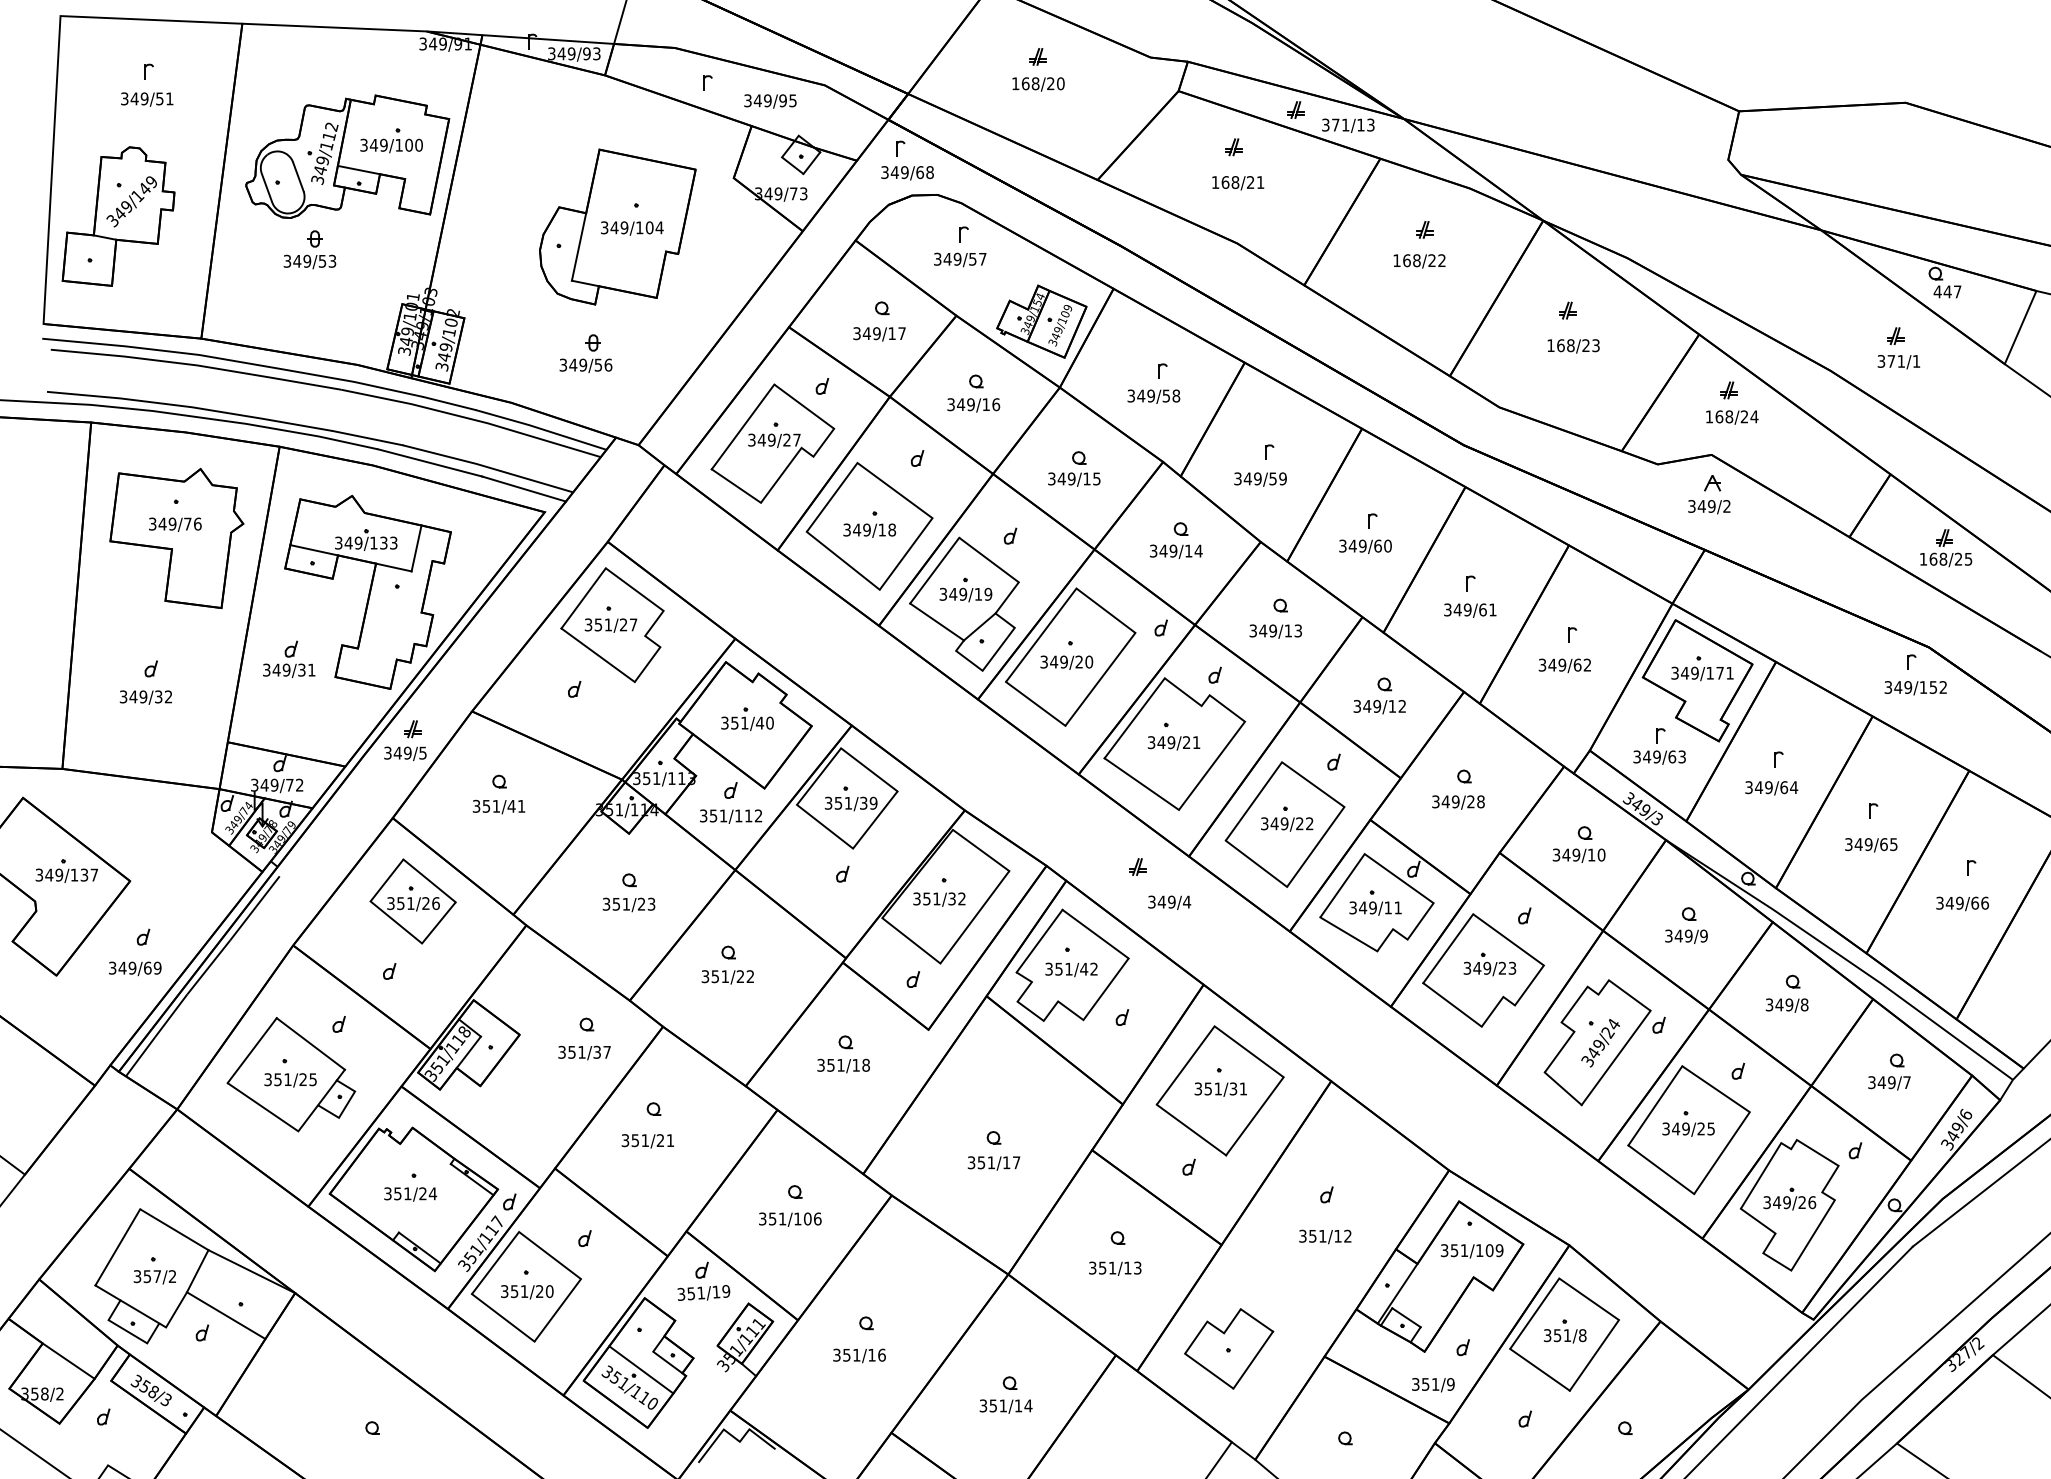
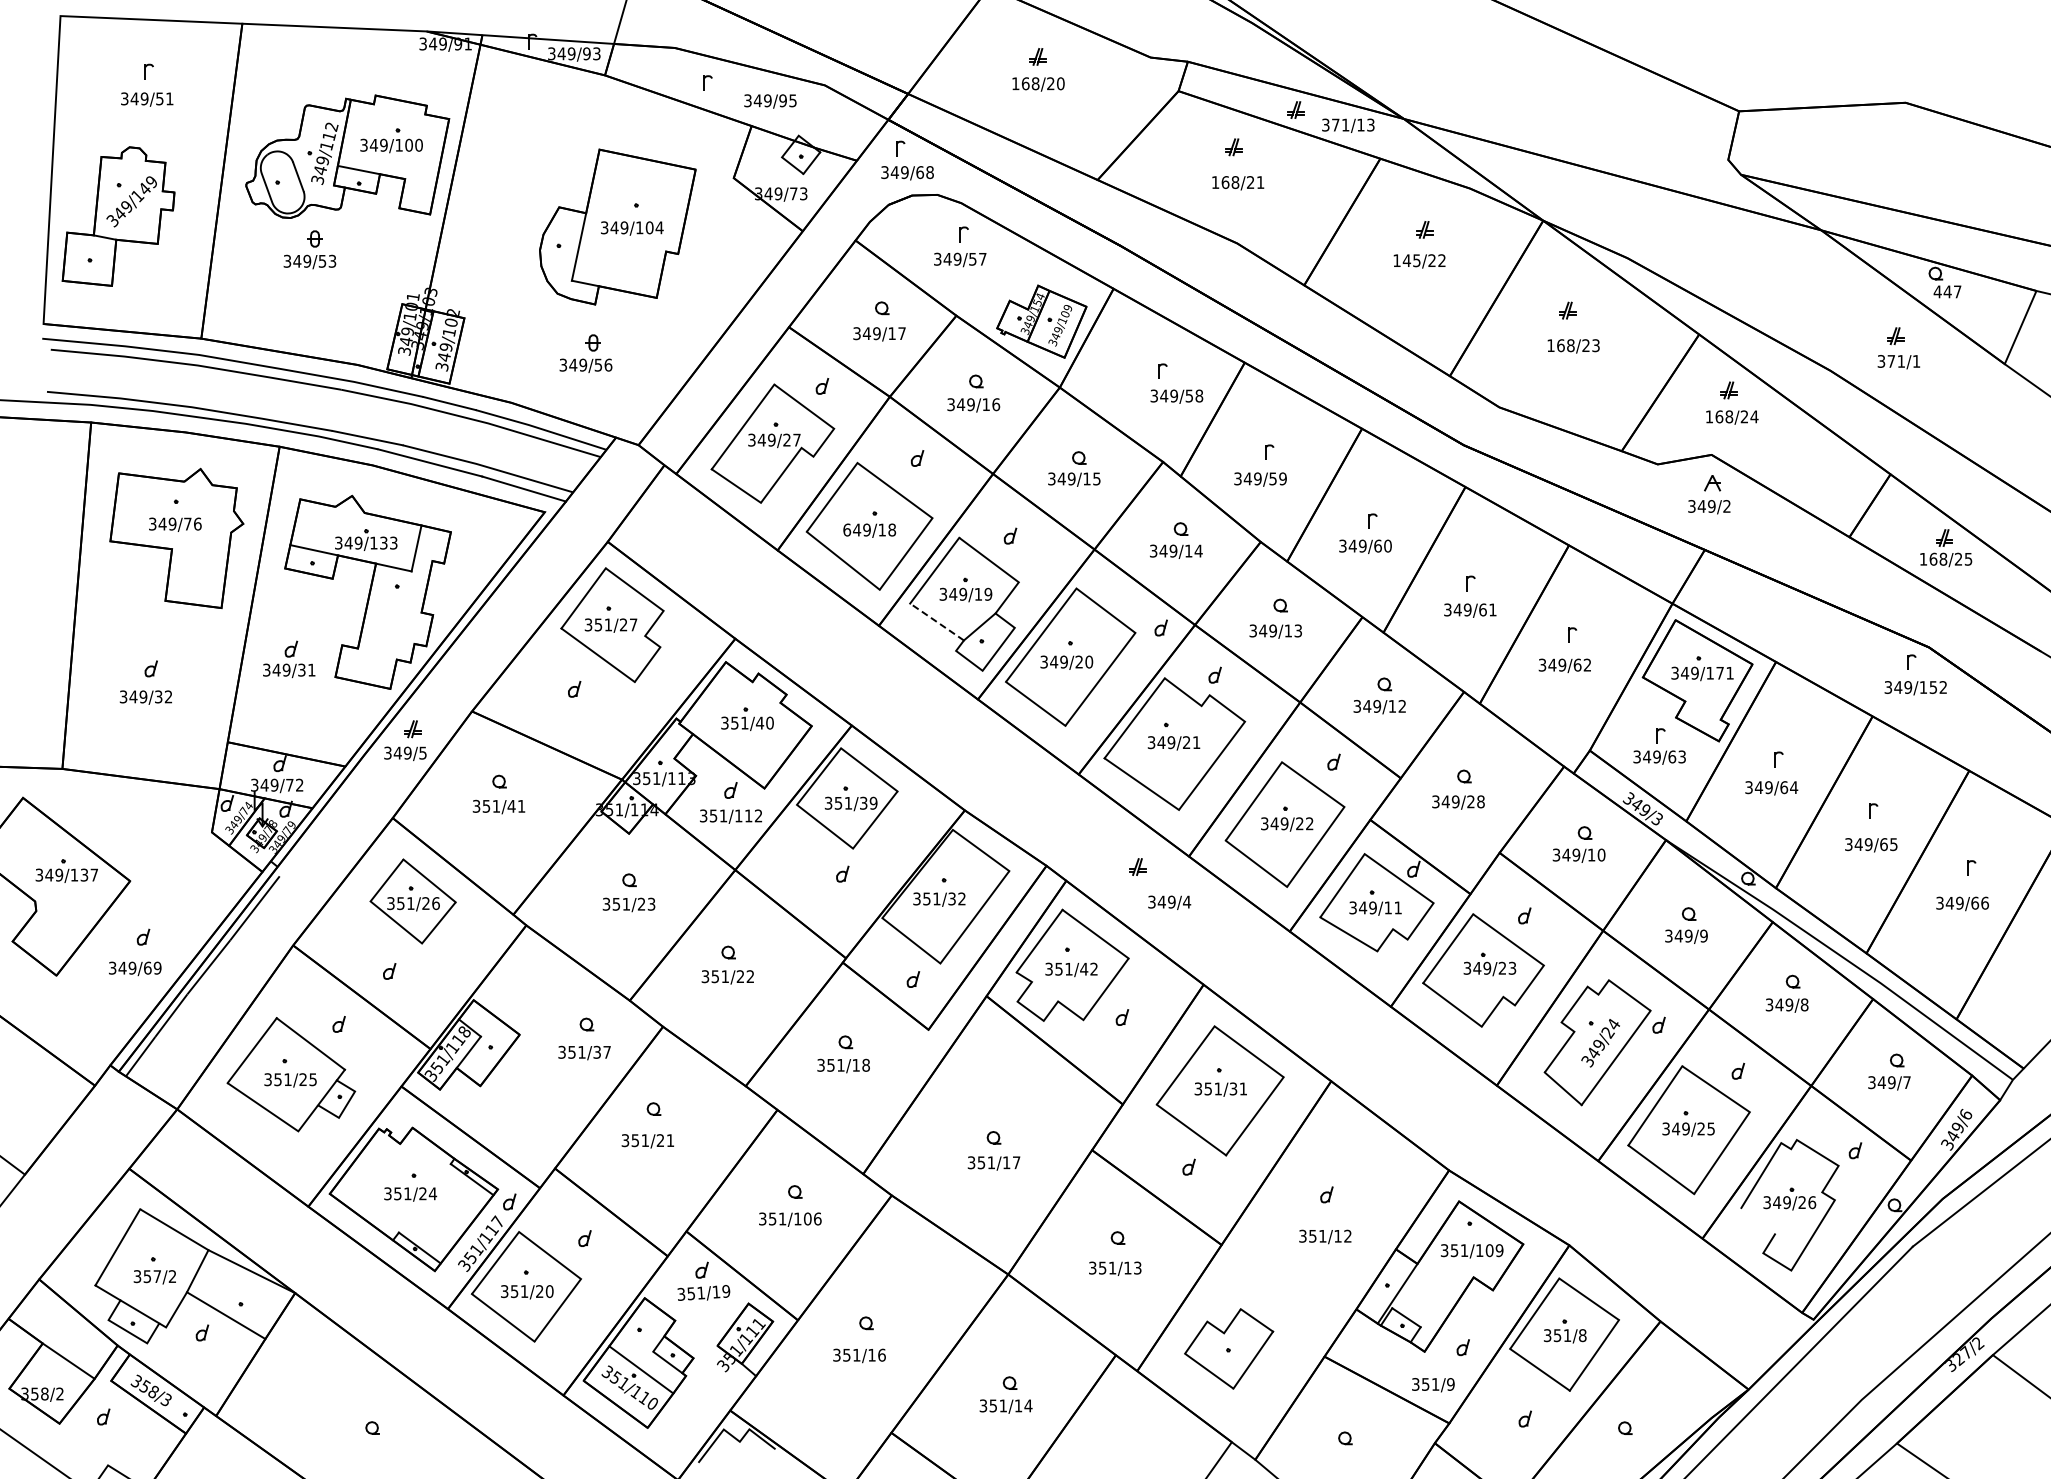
text: 168/22 -> 145/22 (1411, 260)
text position: (1153, 396) -> (1176, 396) (1176, 396)
text: 349/18 -> 649/18 (847, 529)
line: solid -> dashed (937, 622)
line: present -> none (1757, 1220)
